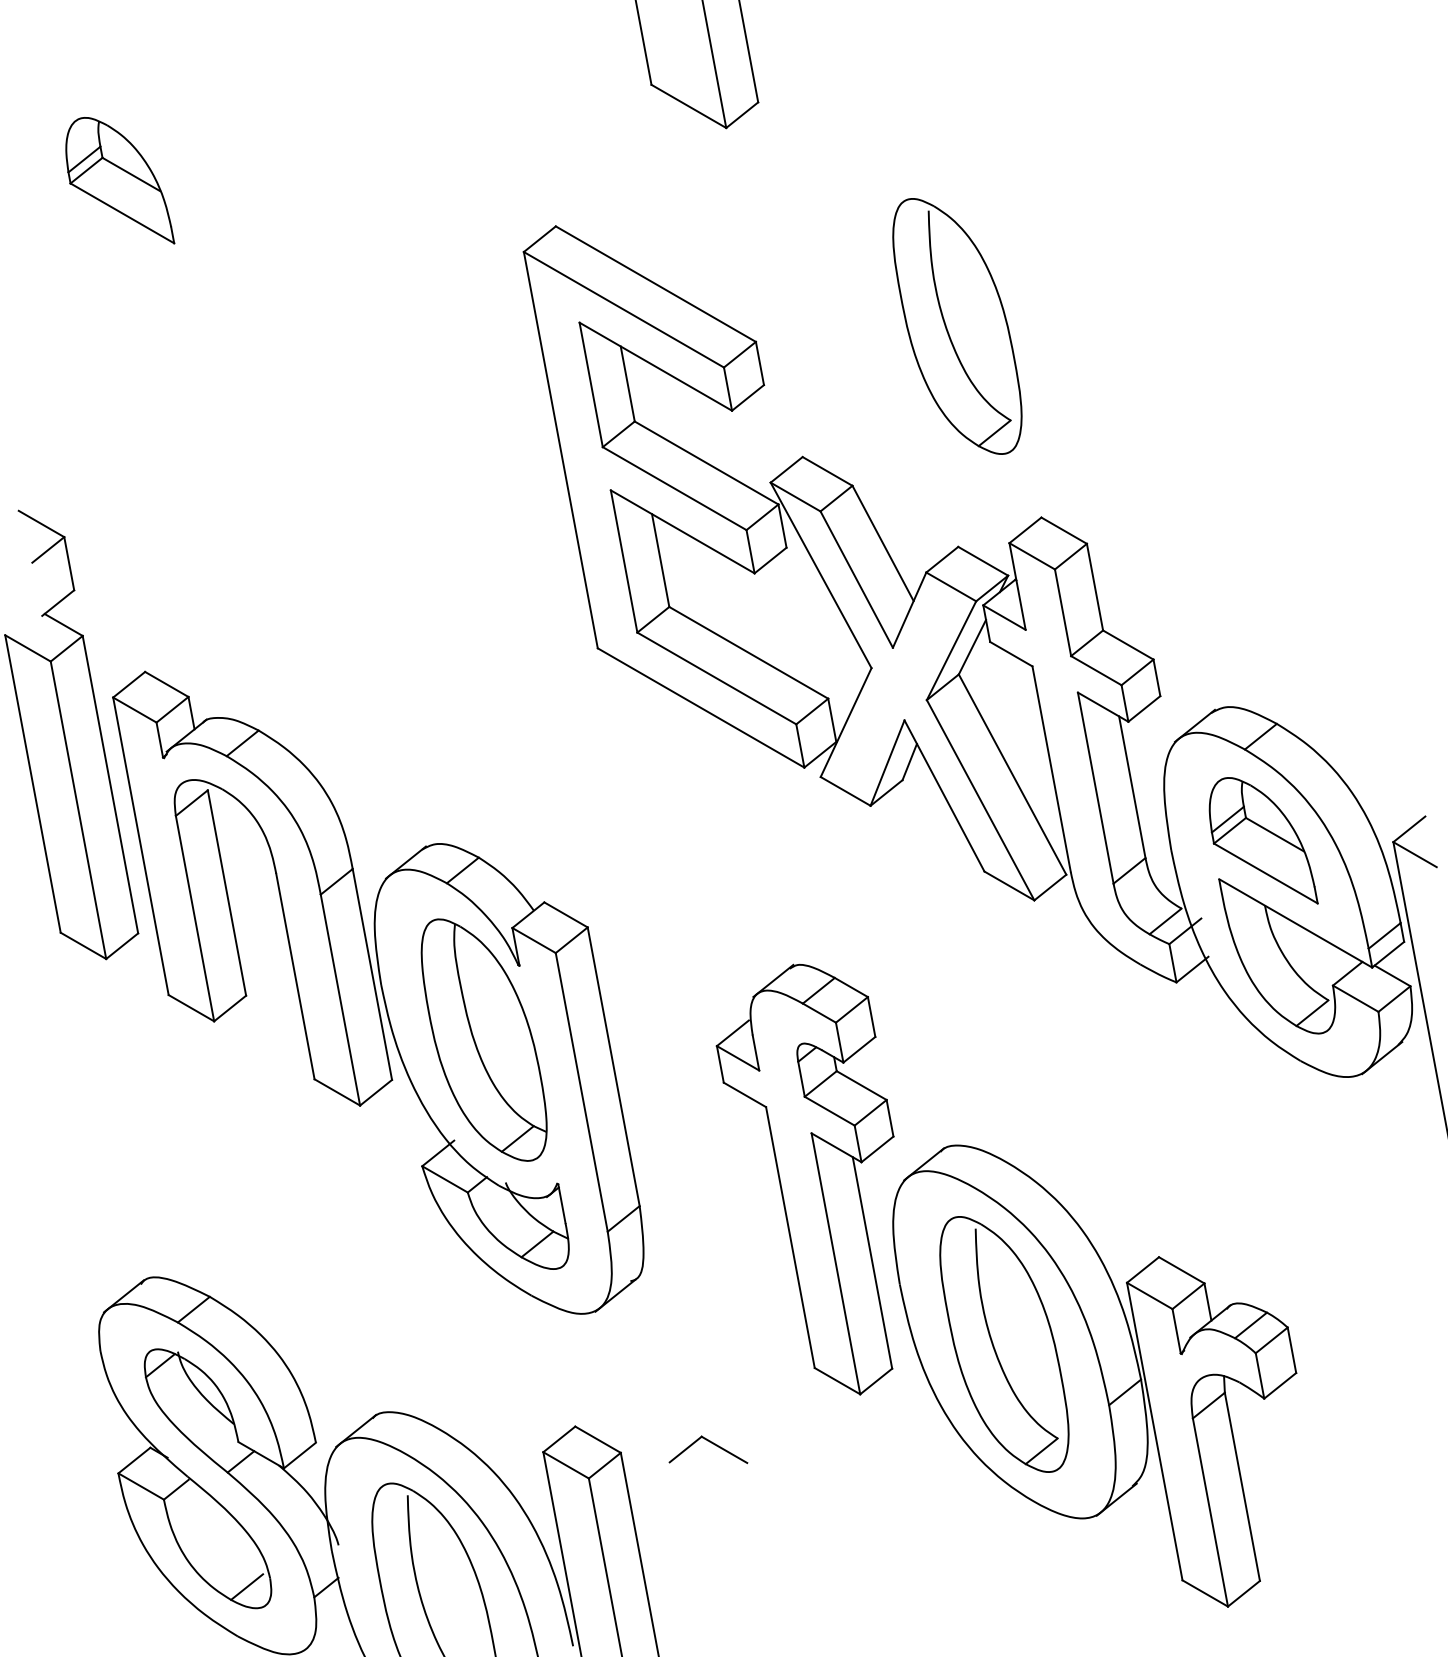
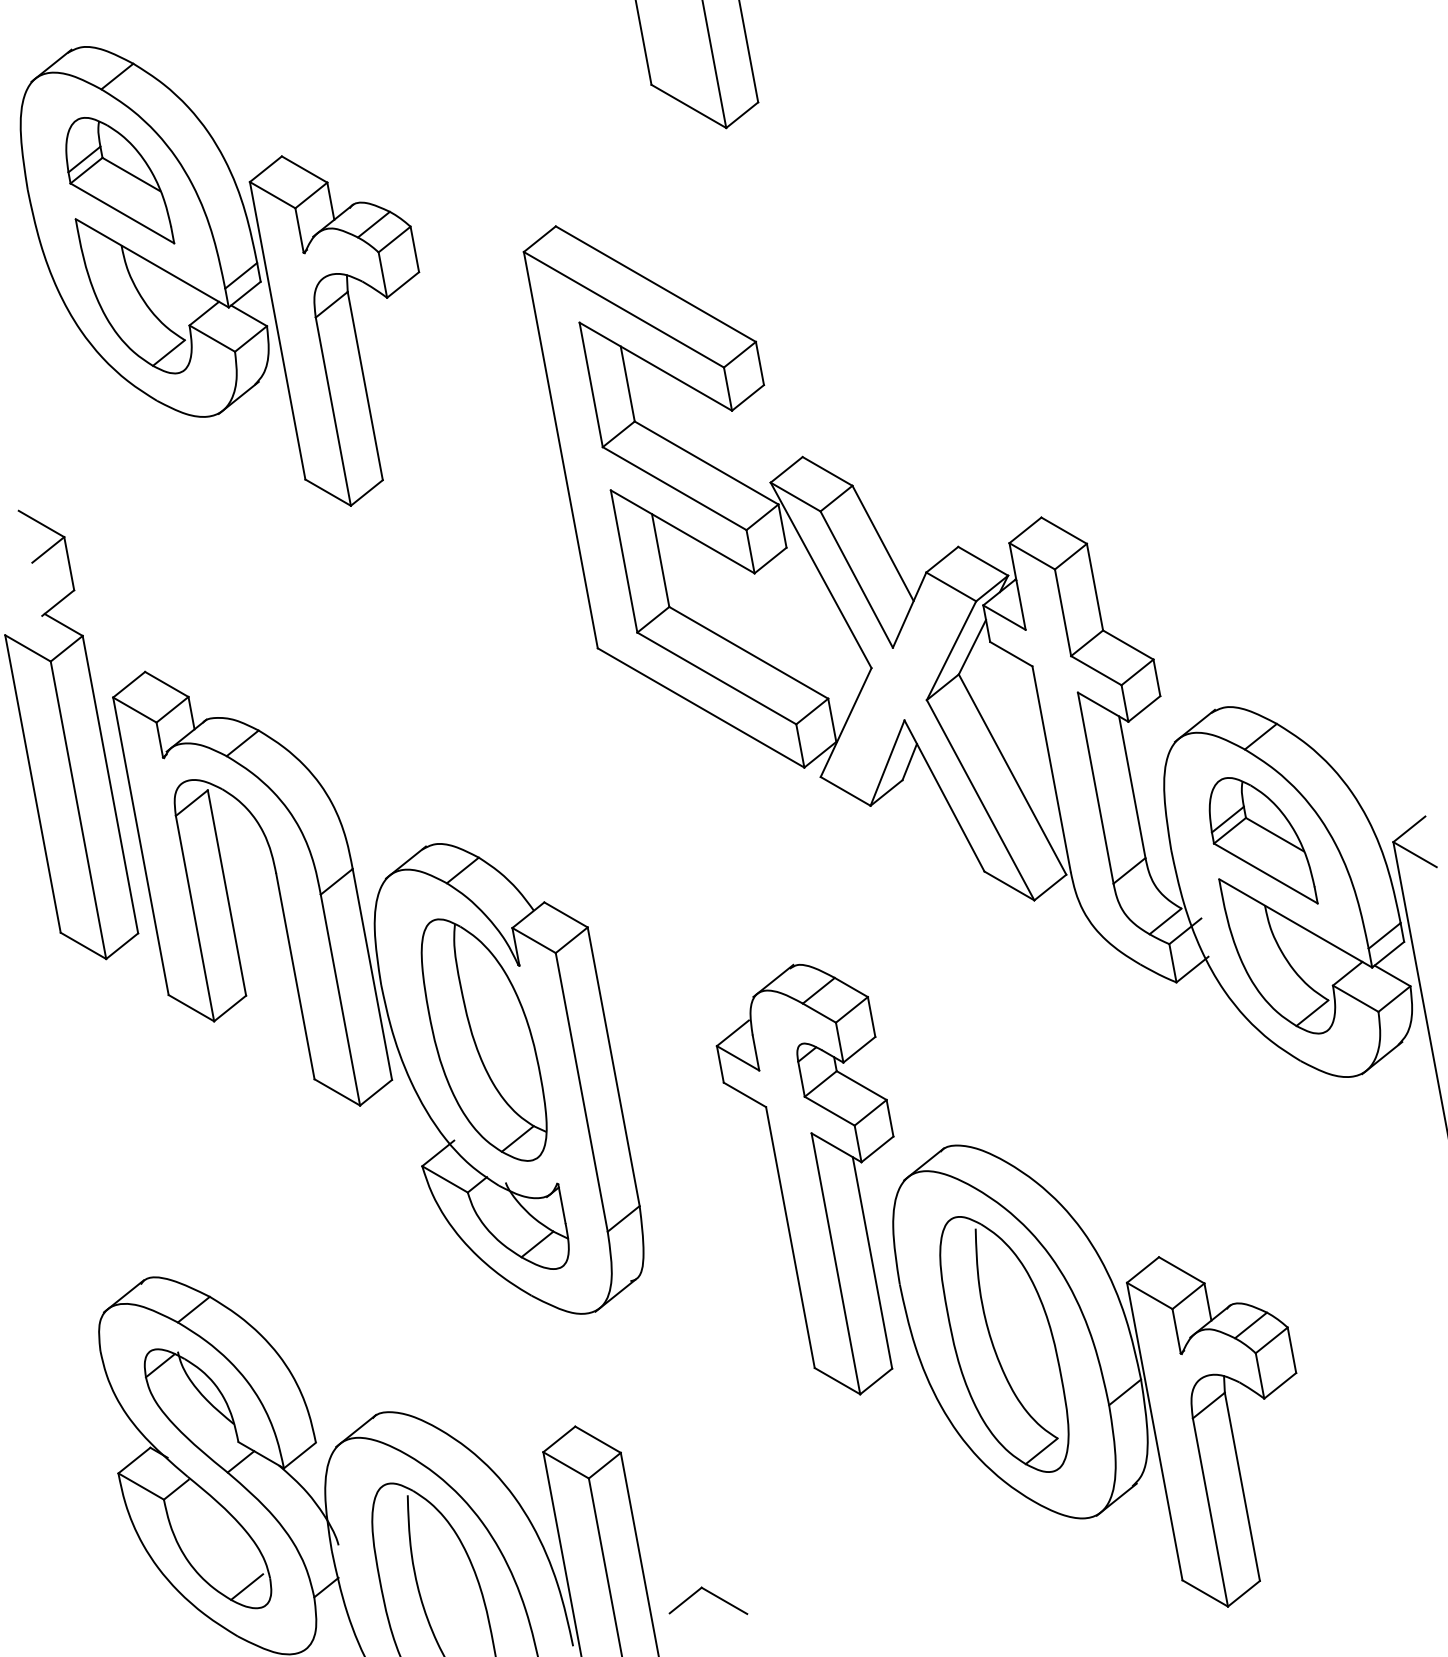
part: none -> present (219, 276)
part: present -> none (957, 326)
part position: (711, 1443) -> (711, 1594) (711, 1594)
